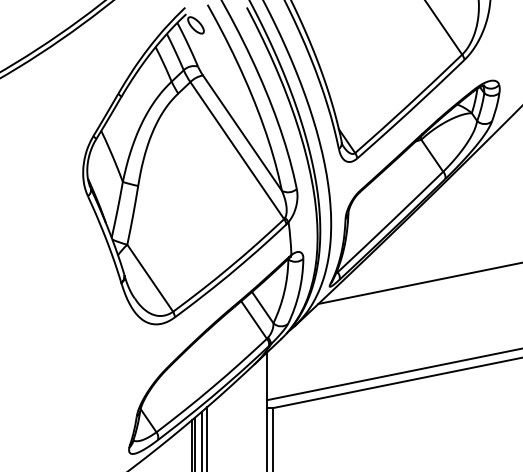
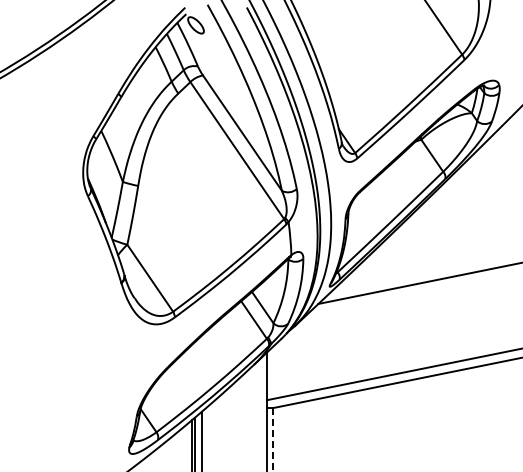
line: present -> none (206, 437)
line: solid -> dashed (272, 440)
